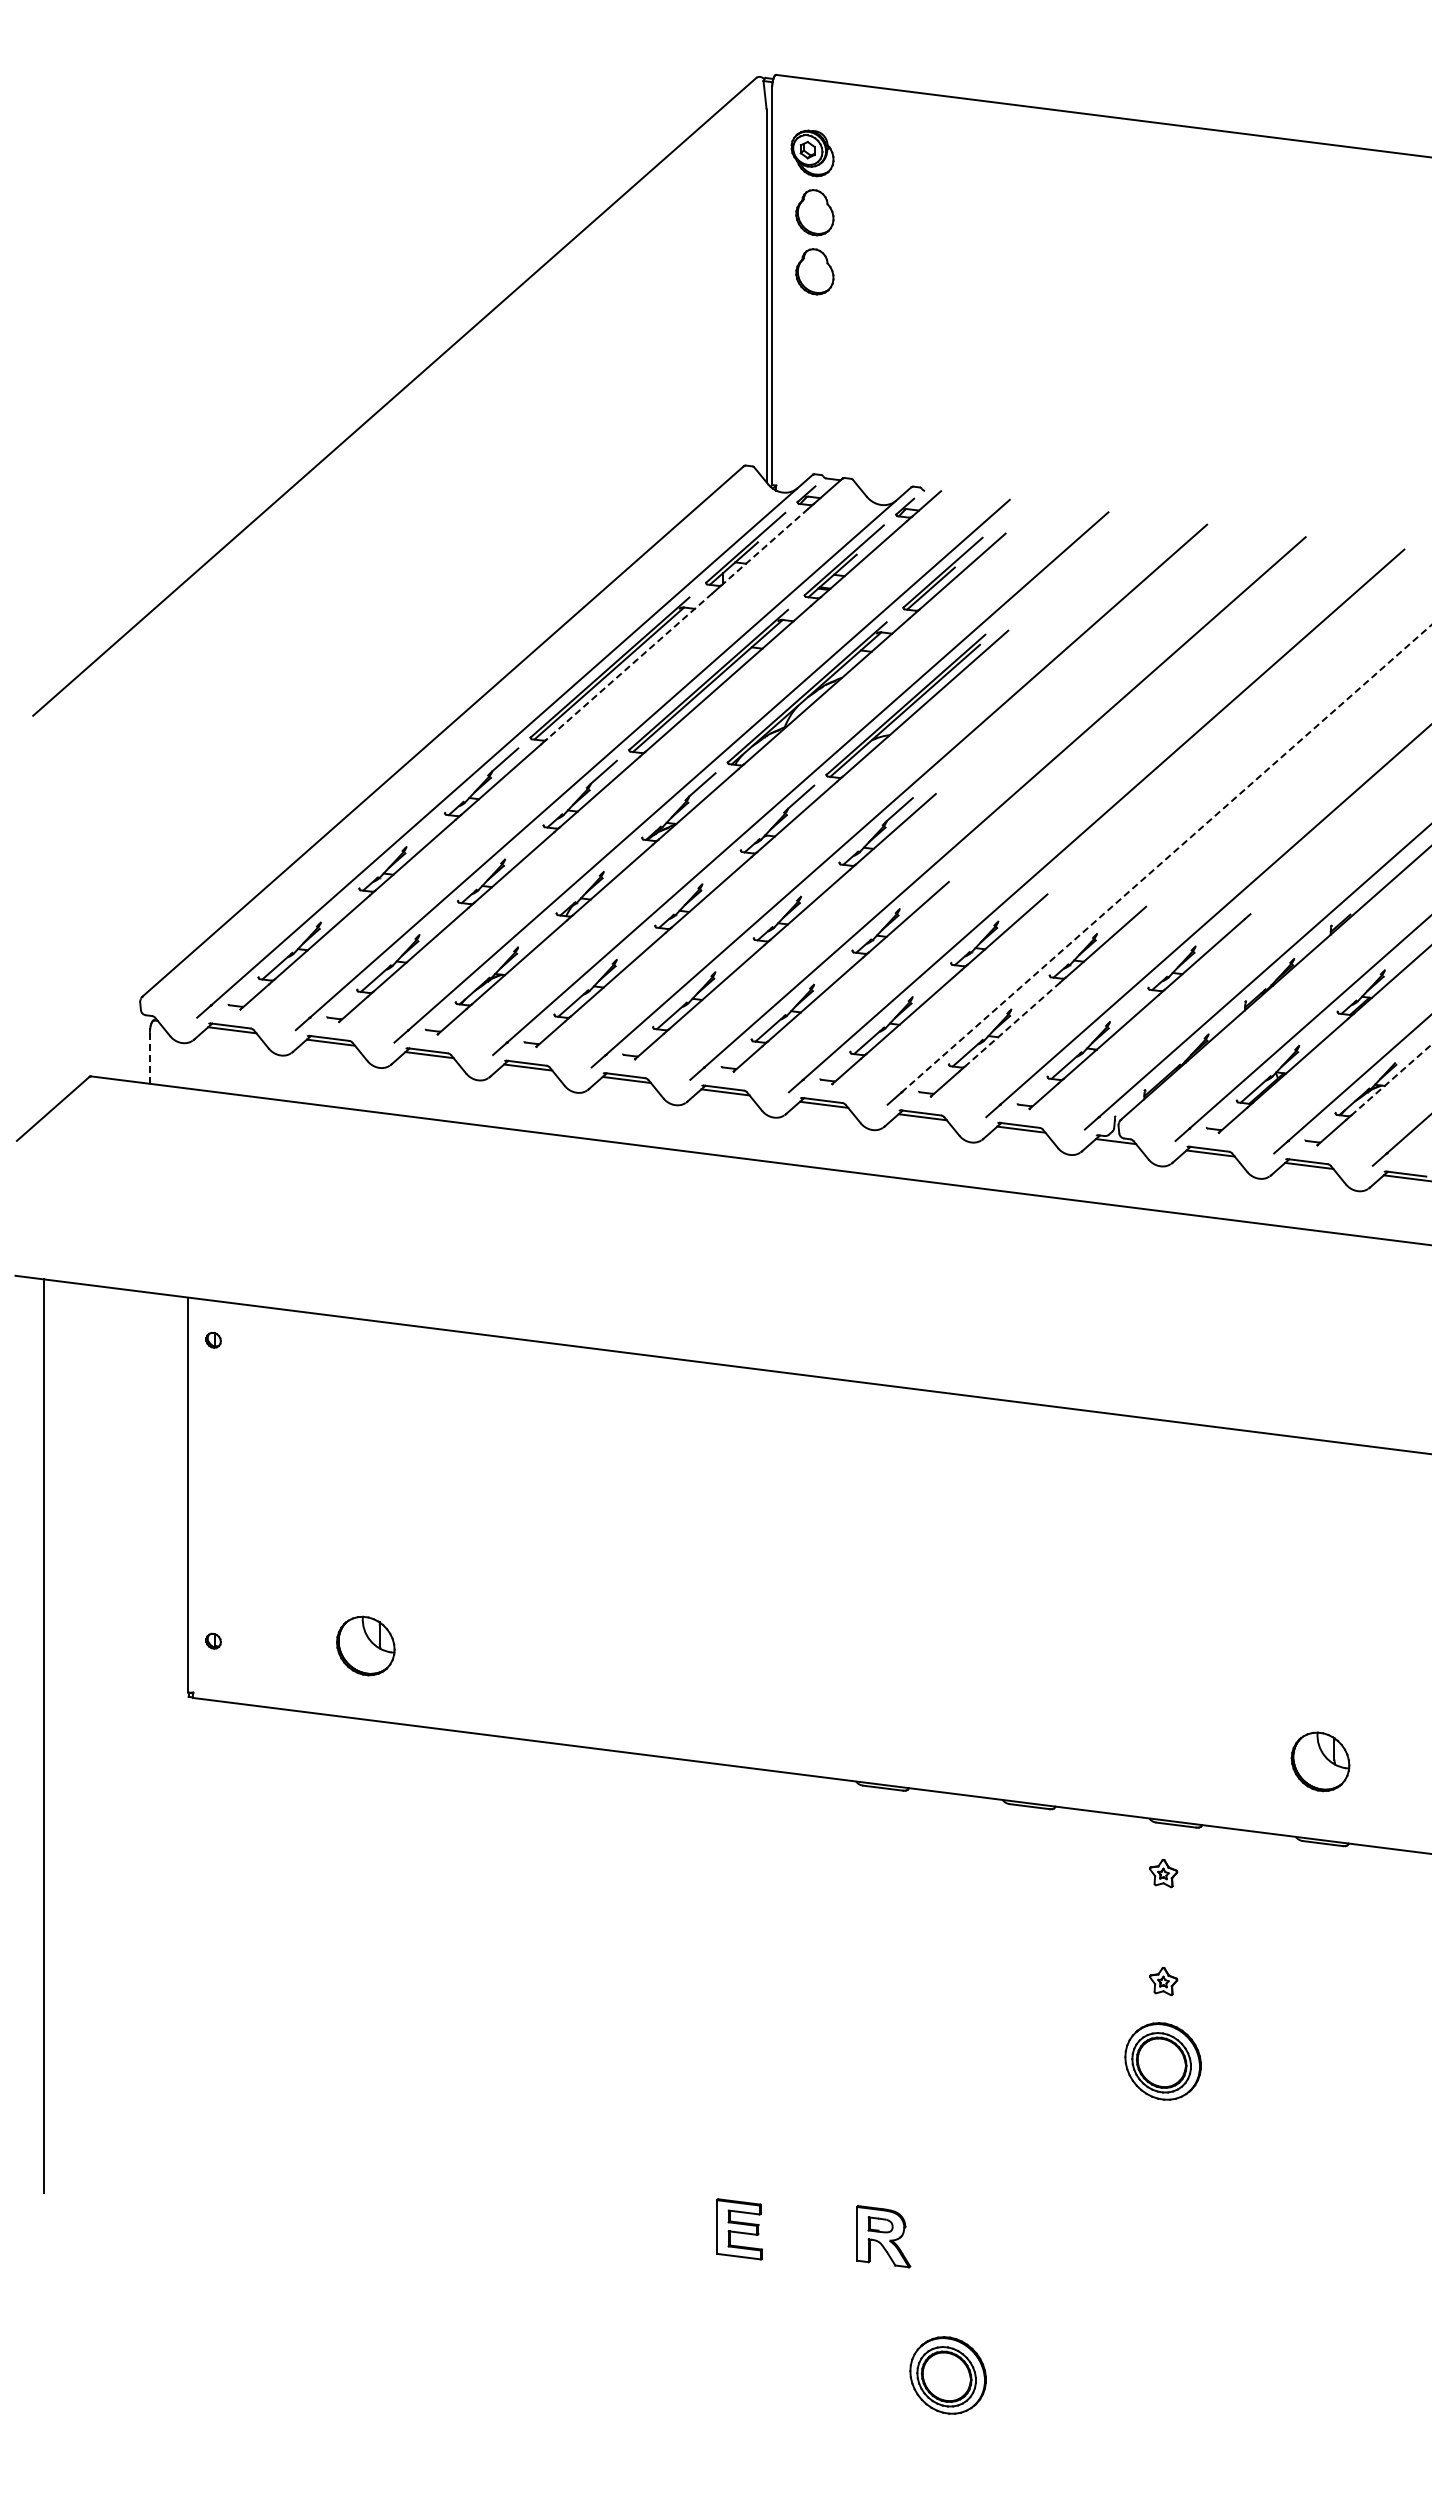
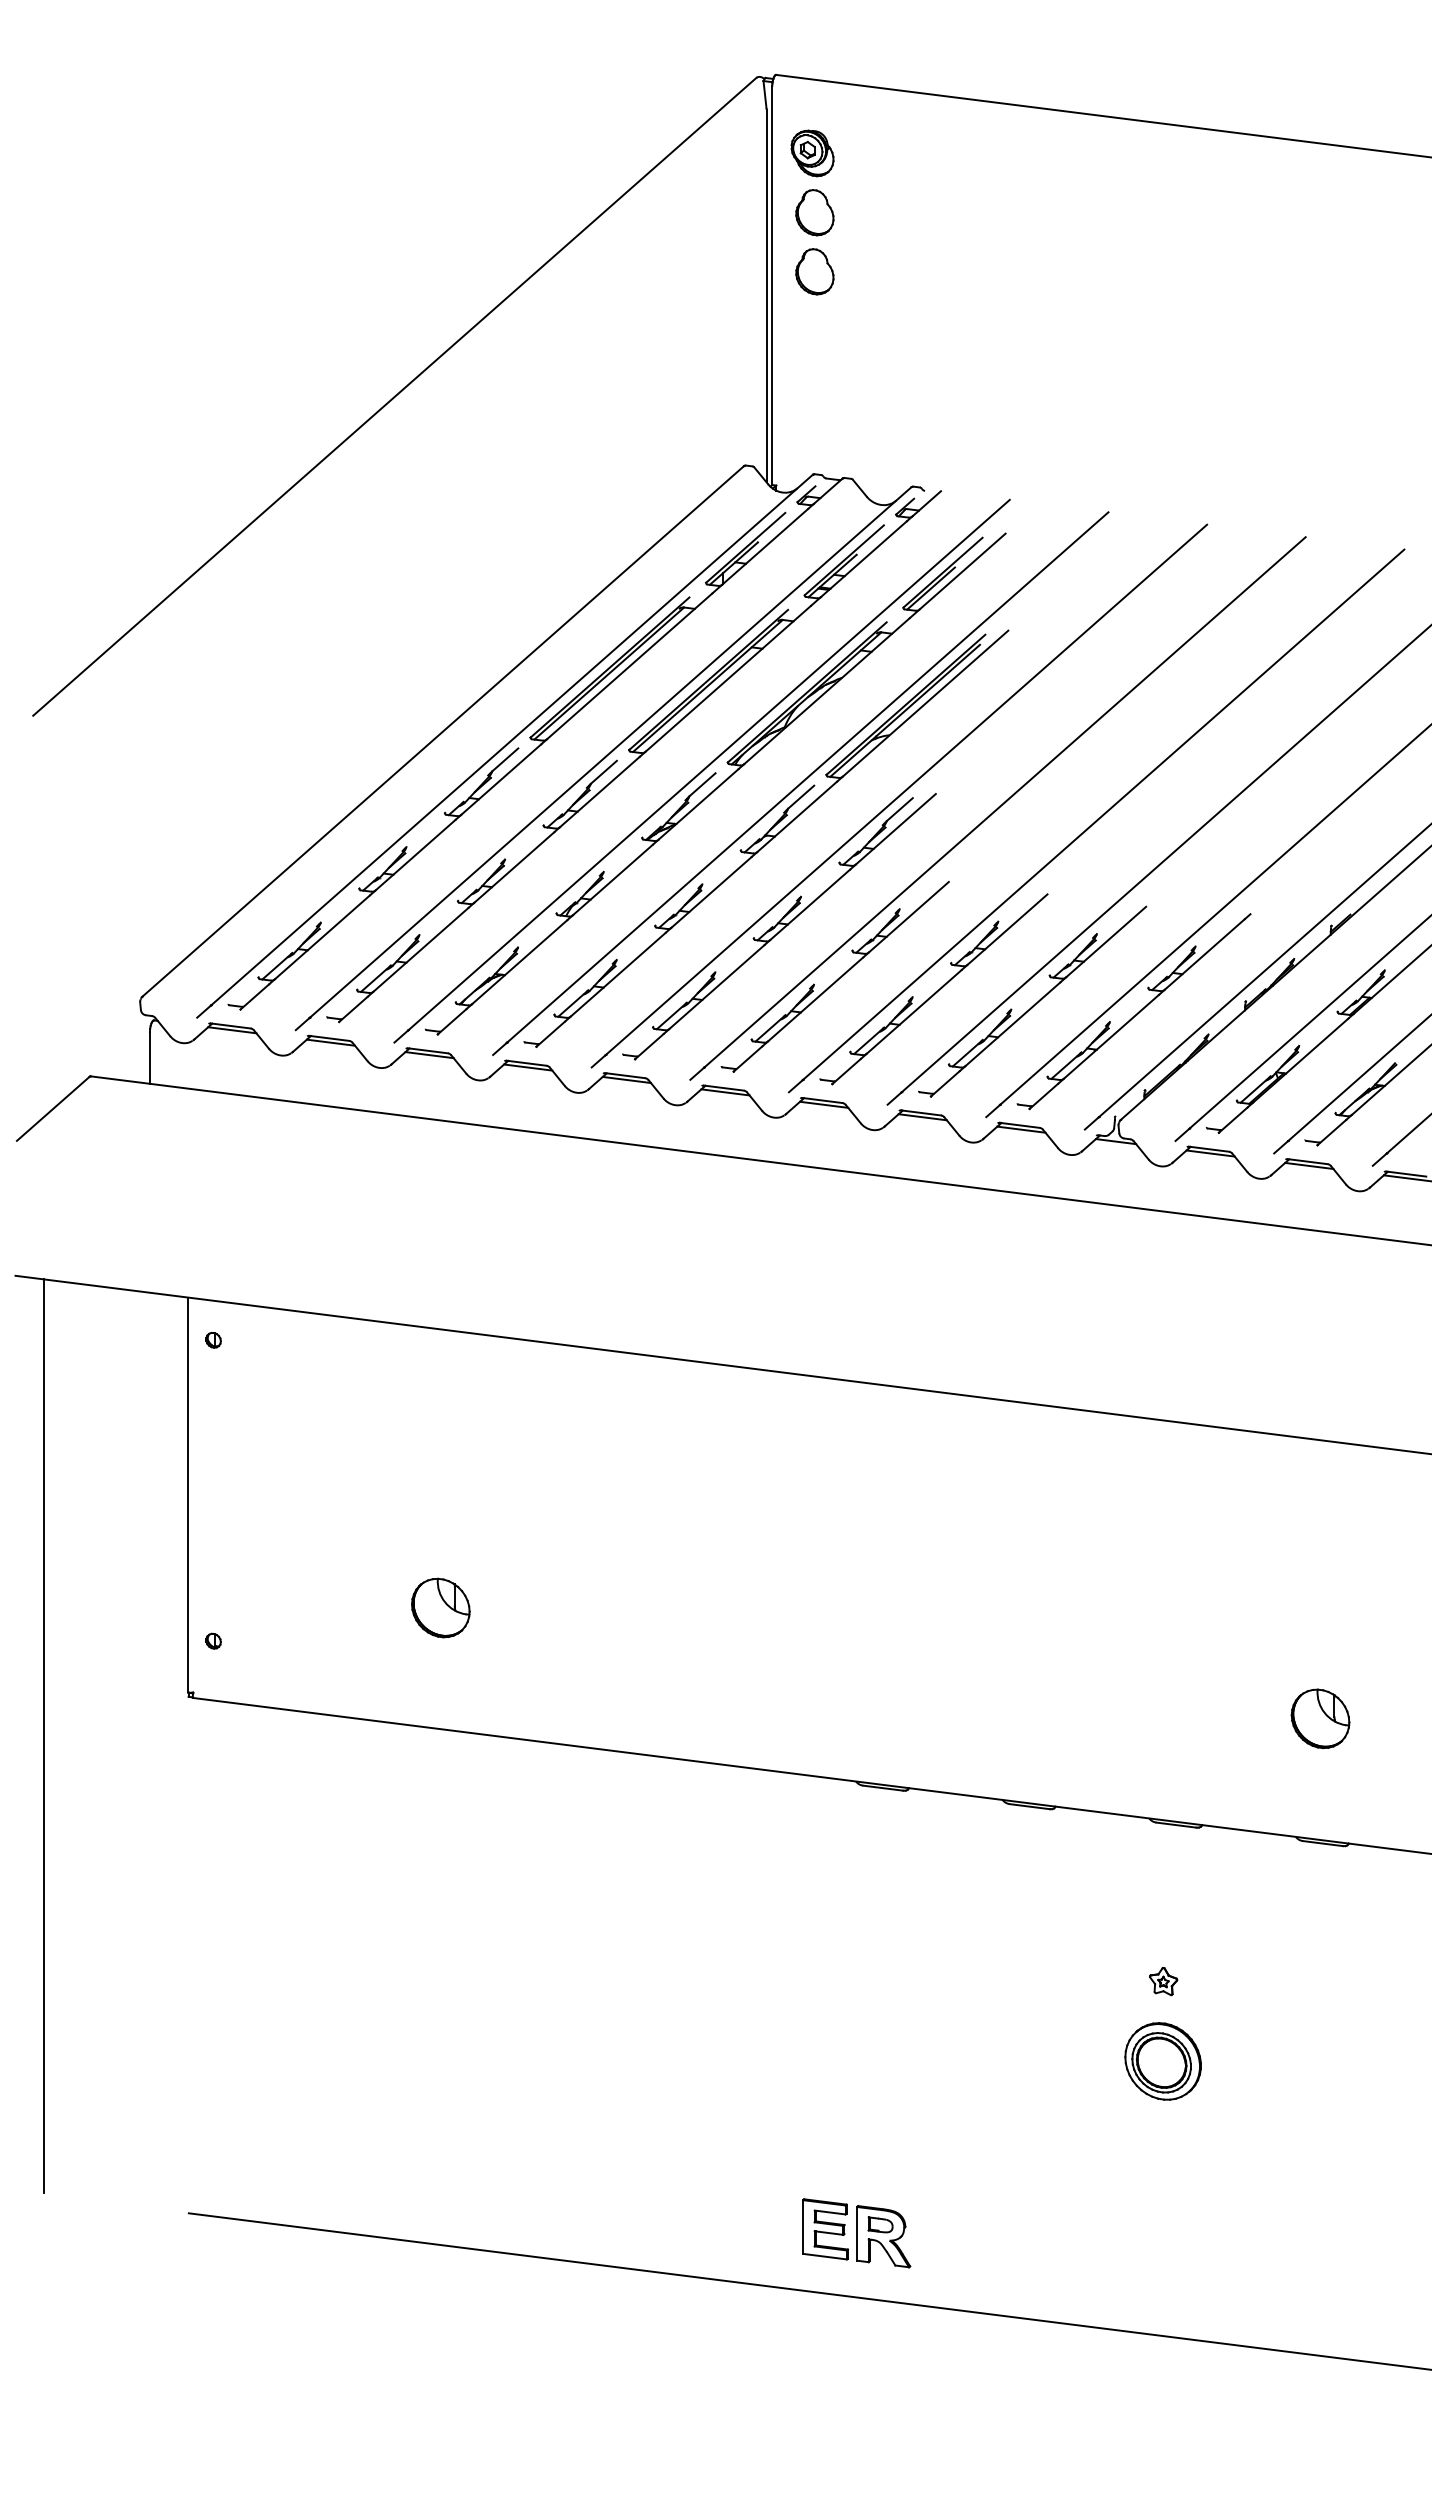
line: dashed -> solid (765, 546)
line: dashed -> solid (629, 666)
line: dashed -> solid (1166, 858)
line: dashed -> solid (1012, 1024)
line: dashed -> solid (149, 1057)
line: dashed -> solid (1391, 1079)
part position: (365, 1645) -> (440, 1607) (440, 1607)
part position: (1320, 1761) -> (1320, 1718) (1320, 1718)
part: present -> none (1163, 1873)
part position: (739, 2229) -> (825, 2229) (825, 2229)
line: none -> present (808, 2291)
part: present -> none (947, 2375)
